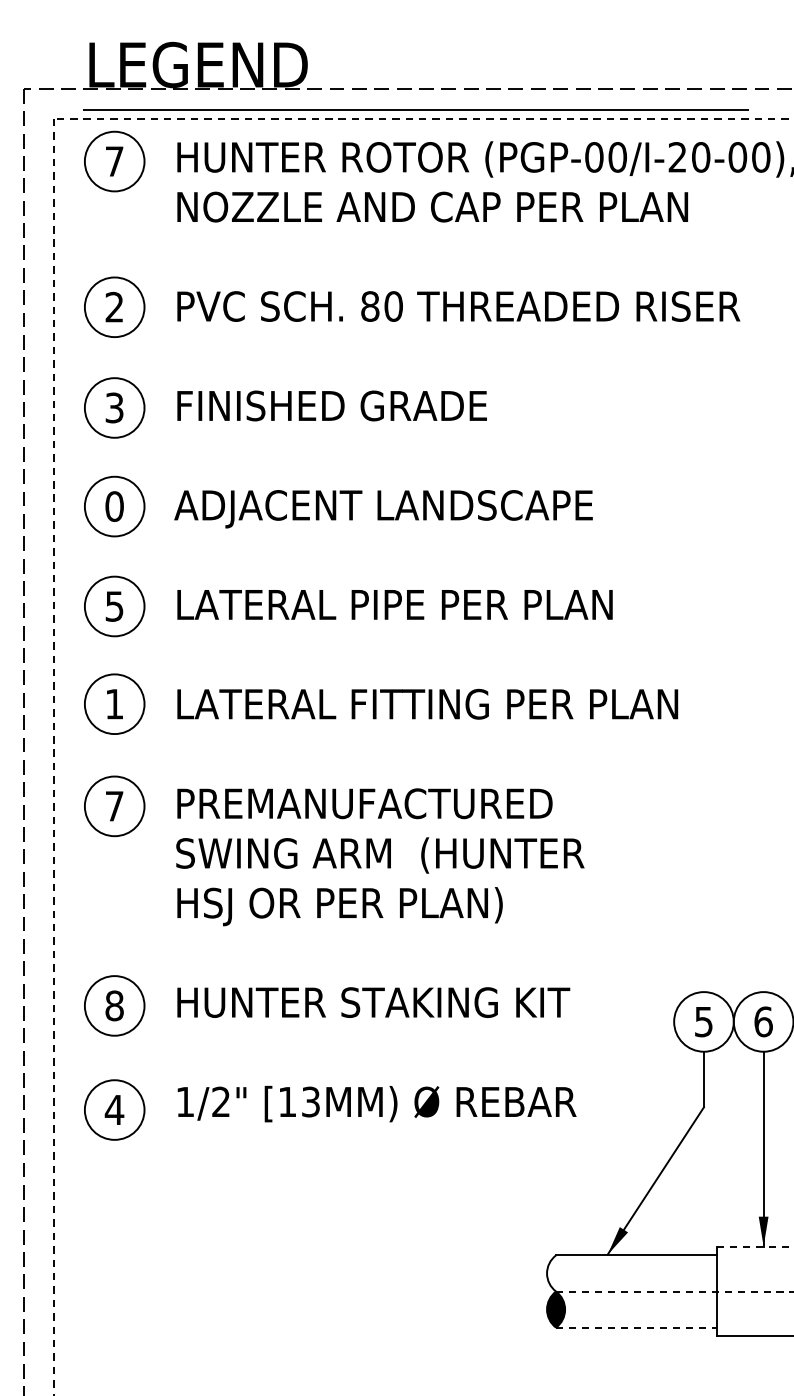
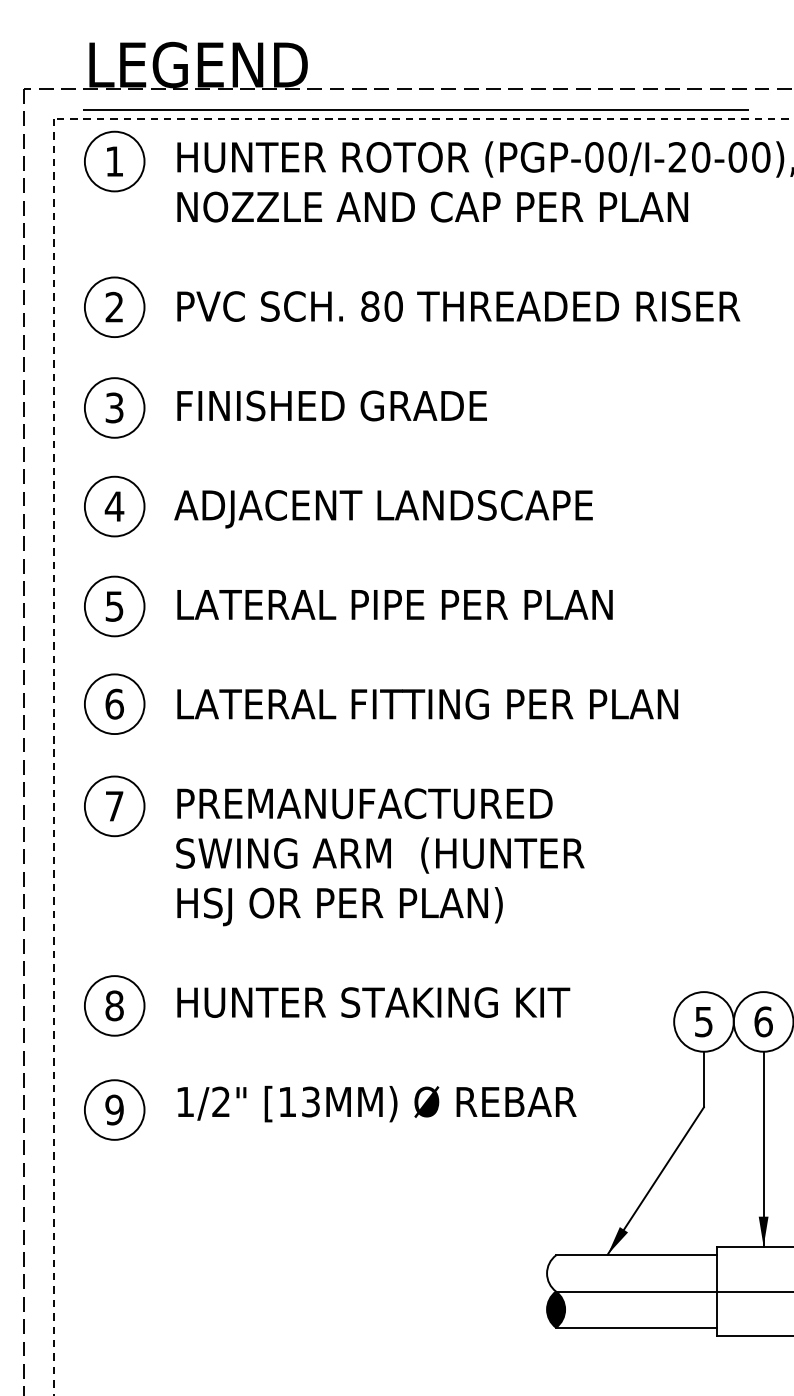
text: 7 -> 1 (114, 161)
text: 0 -> 4 (114, 506)
text: 1 -> 6 (114, 703)
text: 4 -> 9 (114, 1109)
line: dashed -> solid (756, 1247)
line: dashed -> solid (675, 1291)
line: dashed -> solid (636, 1327)
